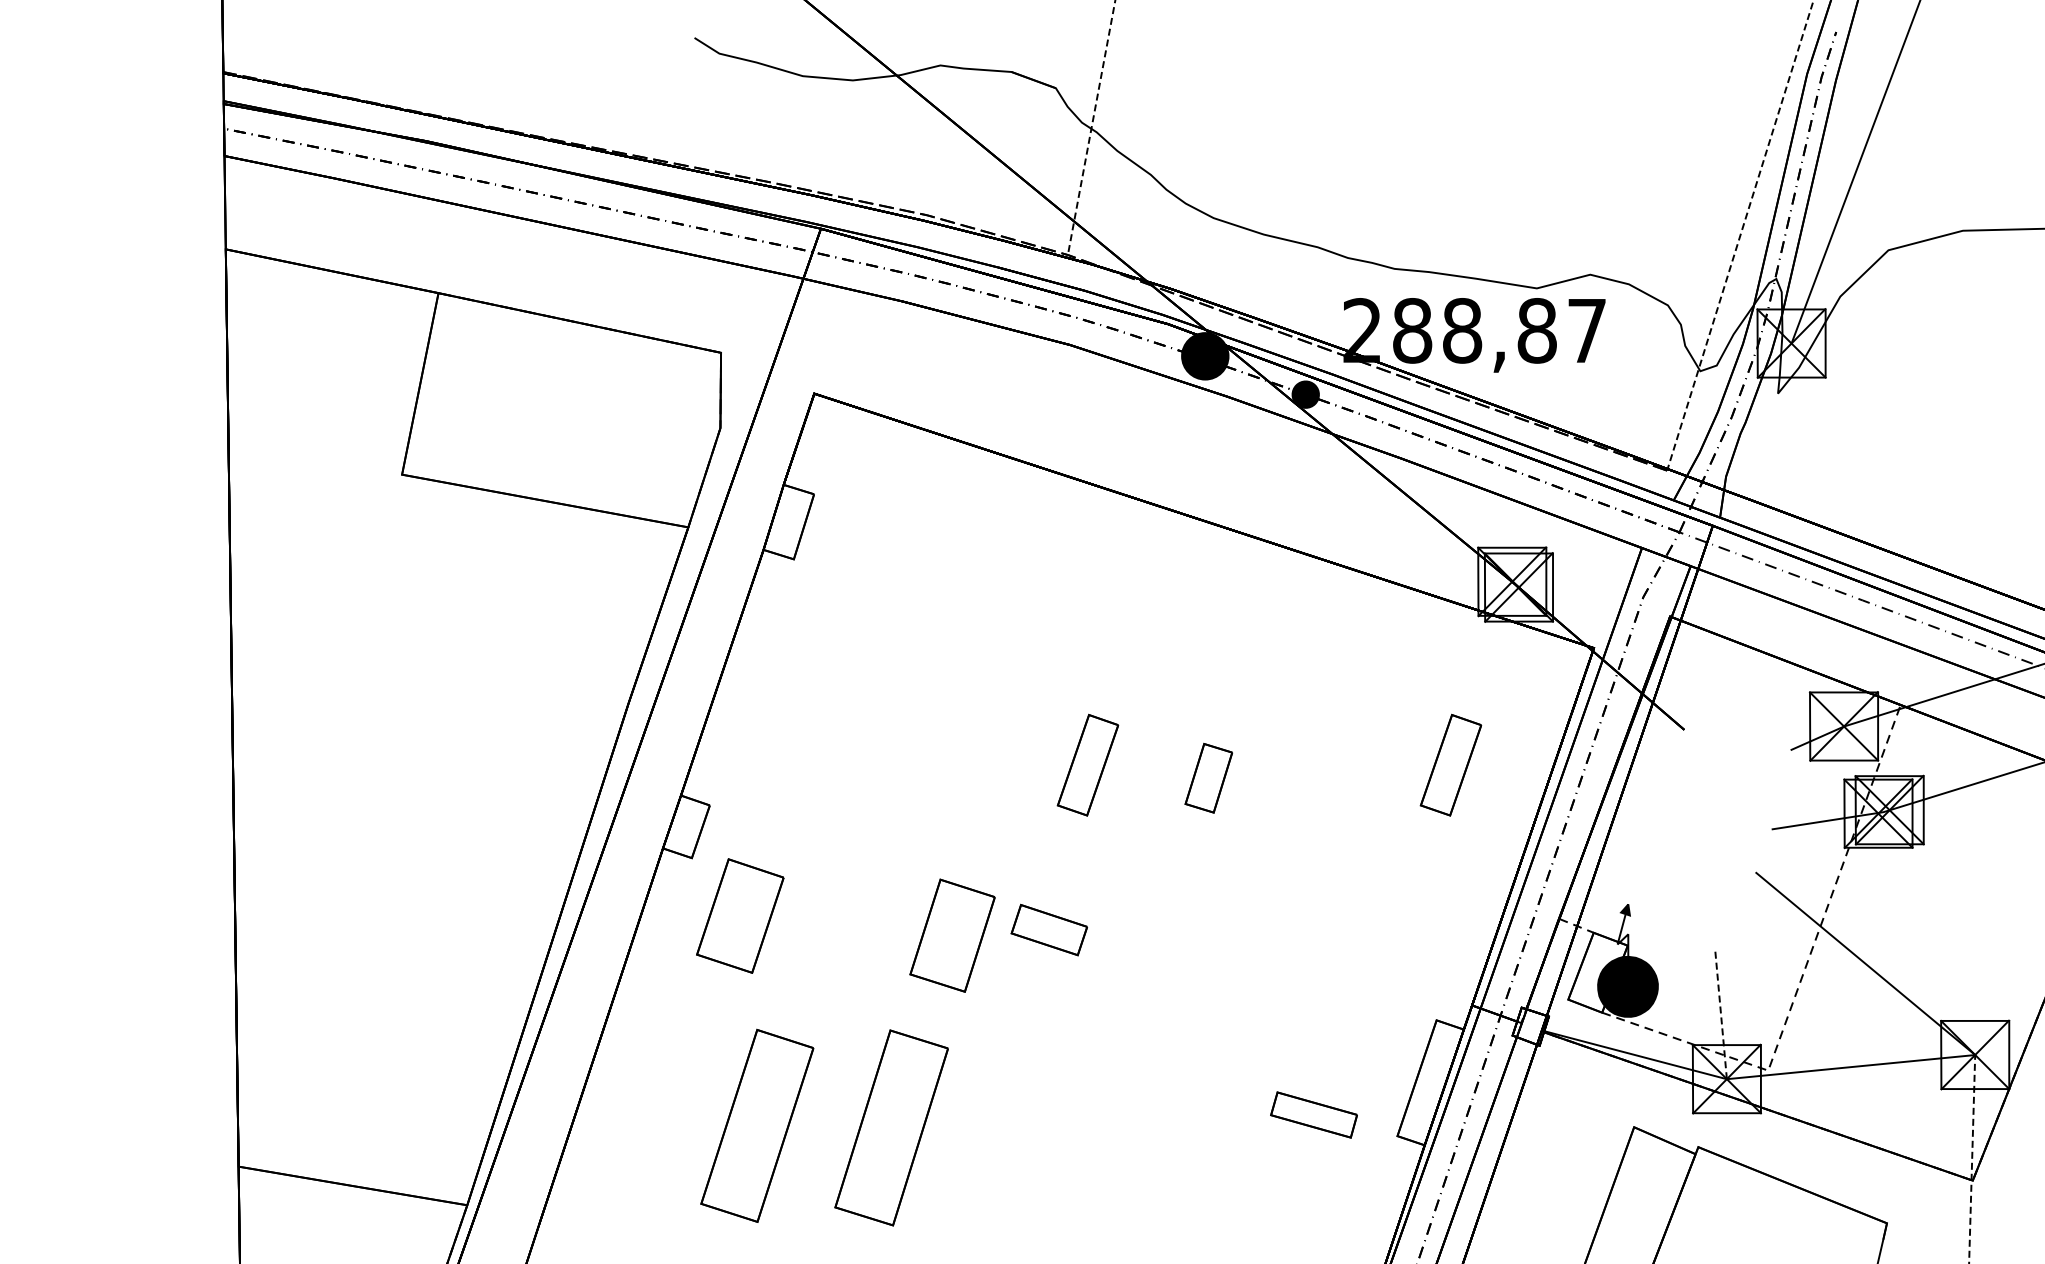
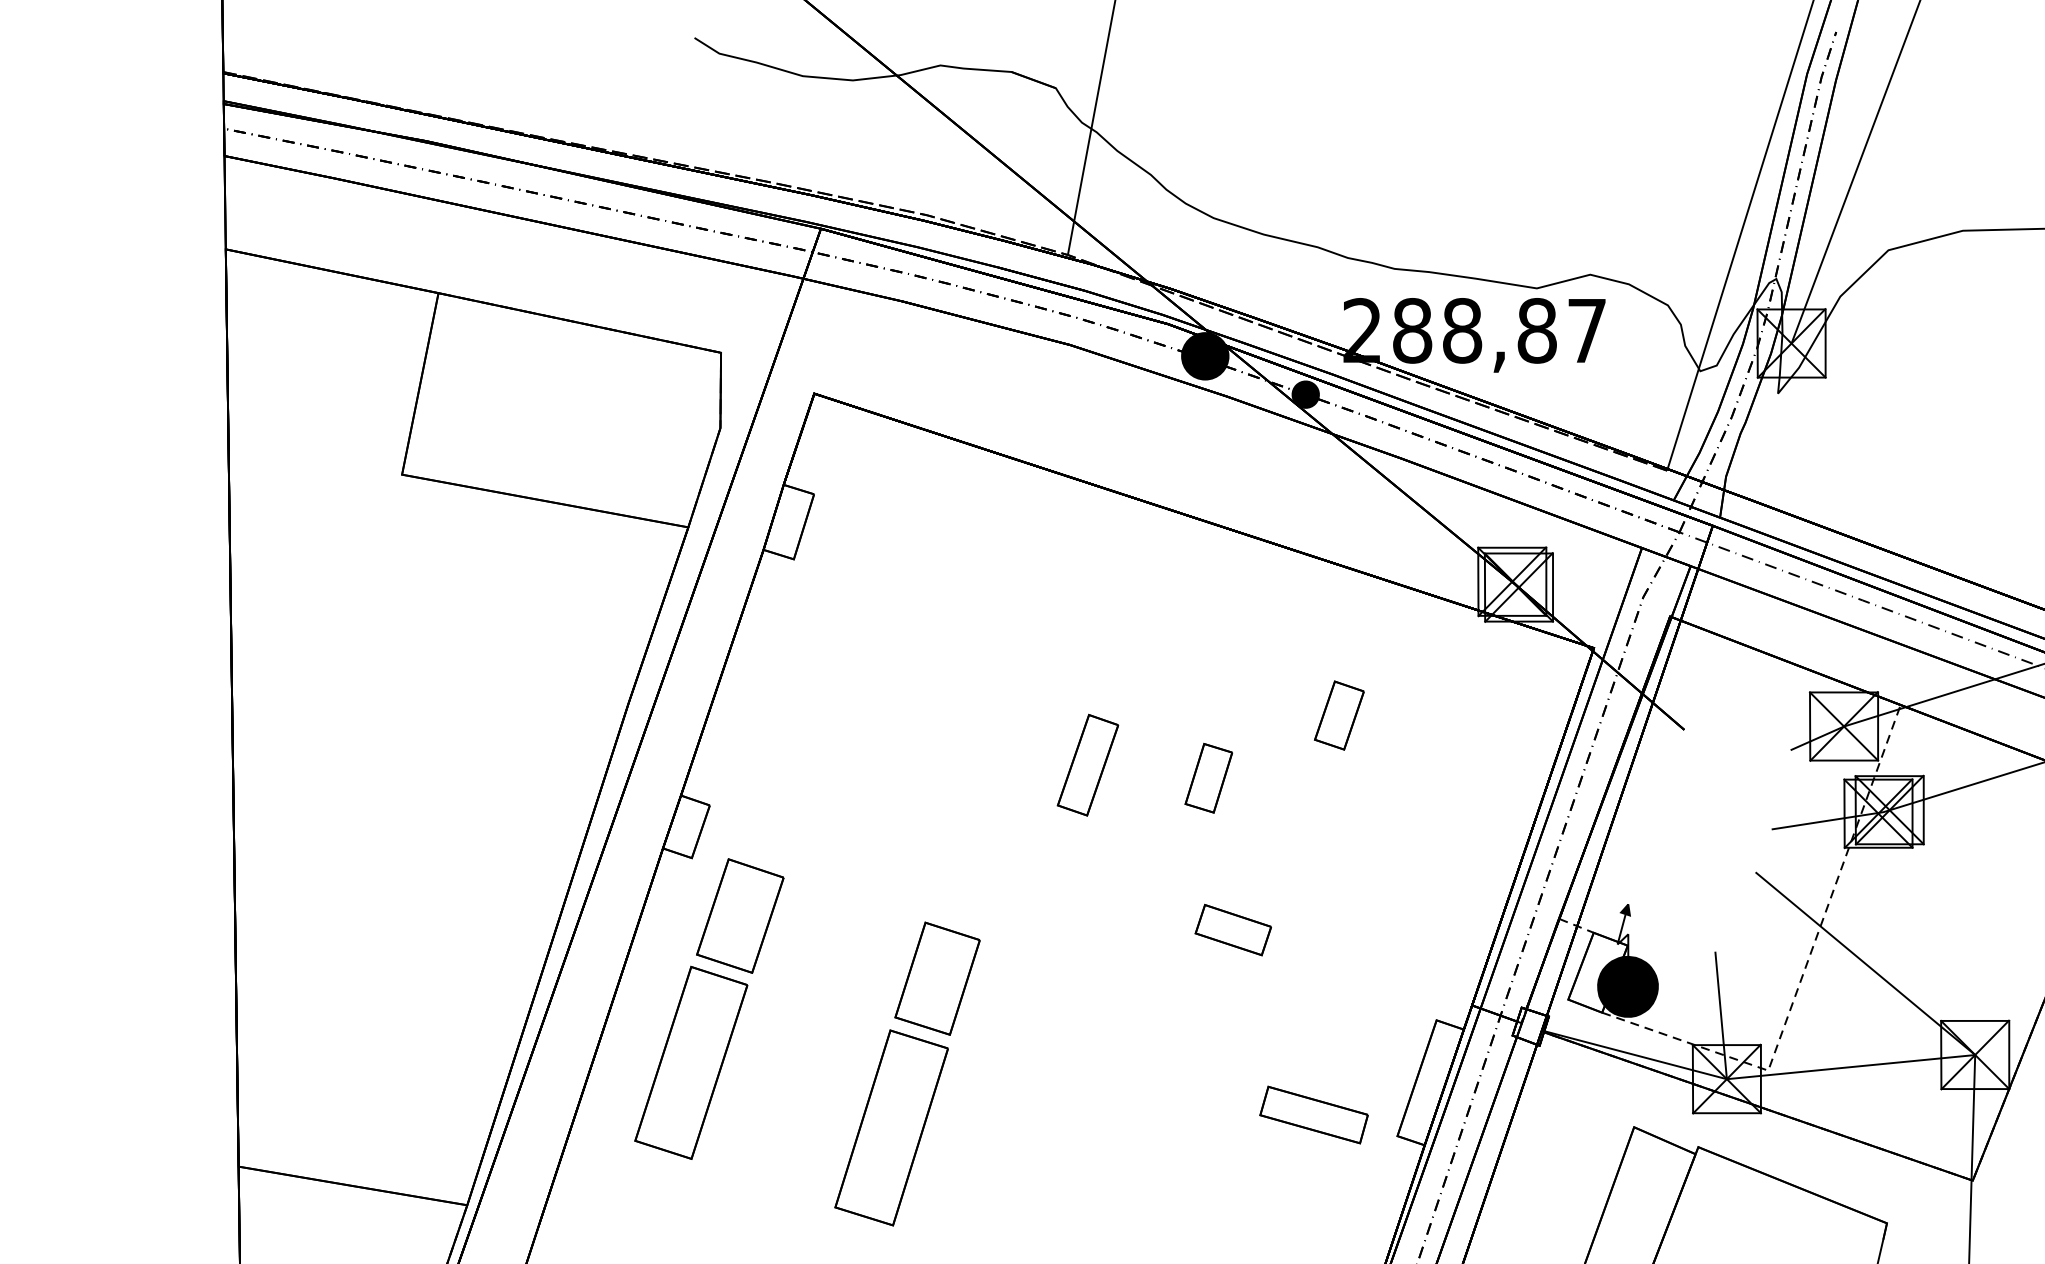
line: dashed -> solid (1091, 128)
line: dashed -> solid (1740, 236)
part: none -> present (1339, 715)
part: present -> none (1450, 764)
part position: (1048, 929) -> (1232, 929) (1232, 929)
part position: (952, 935) -> (937, 978) (937, 978)
line: dashed -> solid (1721, 1014)
part size: 88x48 px -> 110x60 px (1313, 1114)
part position: (757, 1125) -> (691, 1062) (691, 1062)
line: dashed -> solid (1972, 1158)
